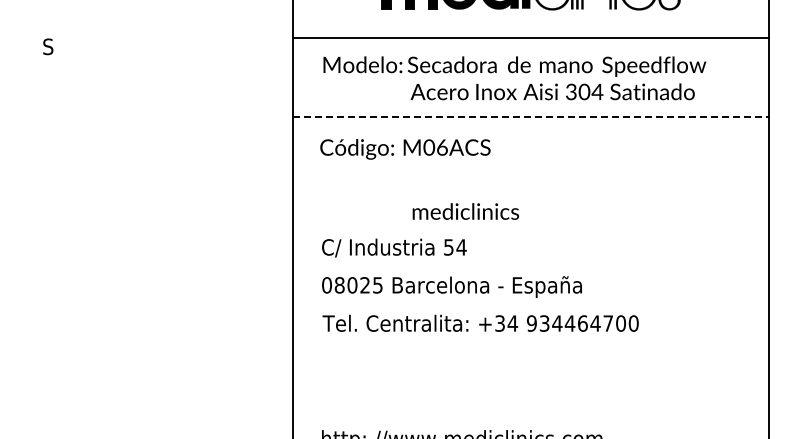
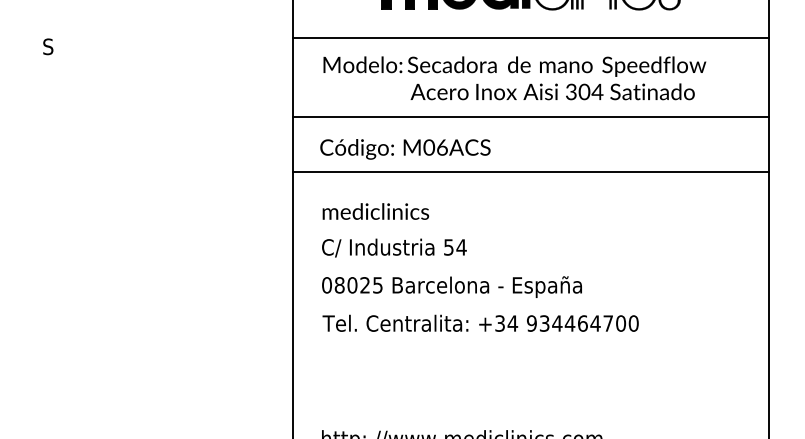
line: dashed -> solid (530, 117)
line: none -> present (530, 171)
text position: (465, 211) -> (375, 211) (375, 211)
